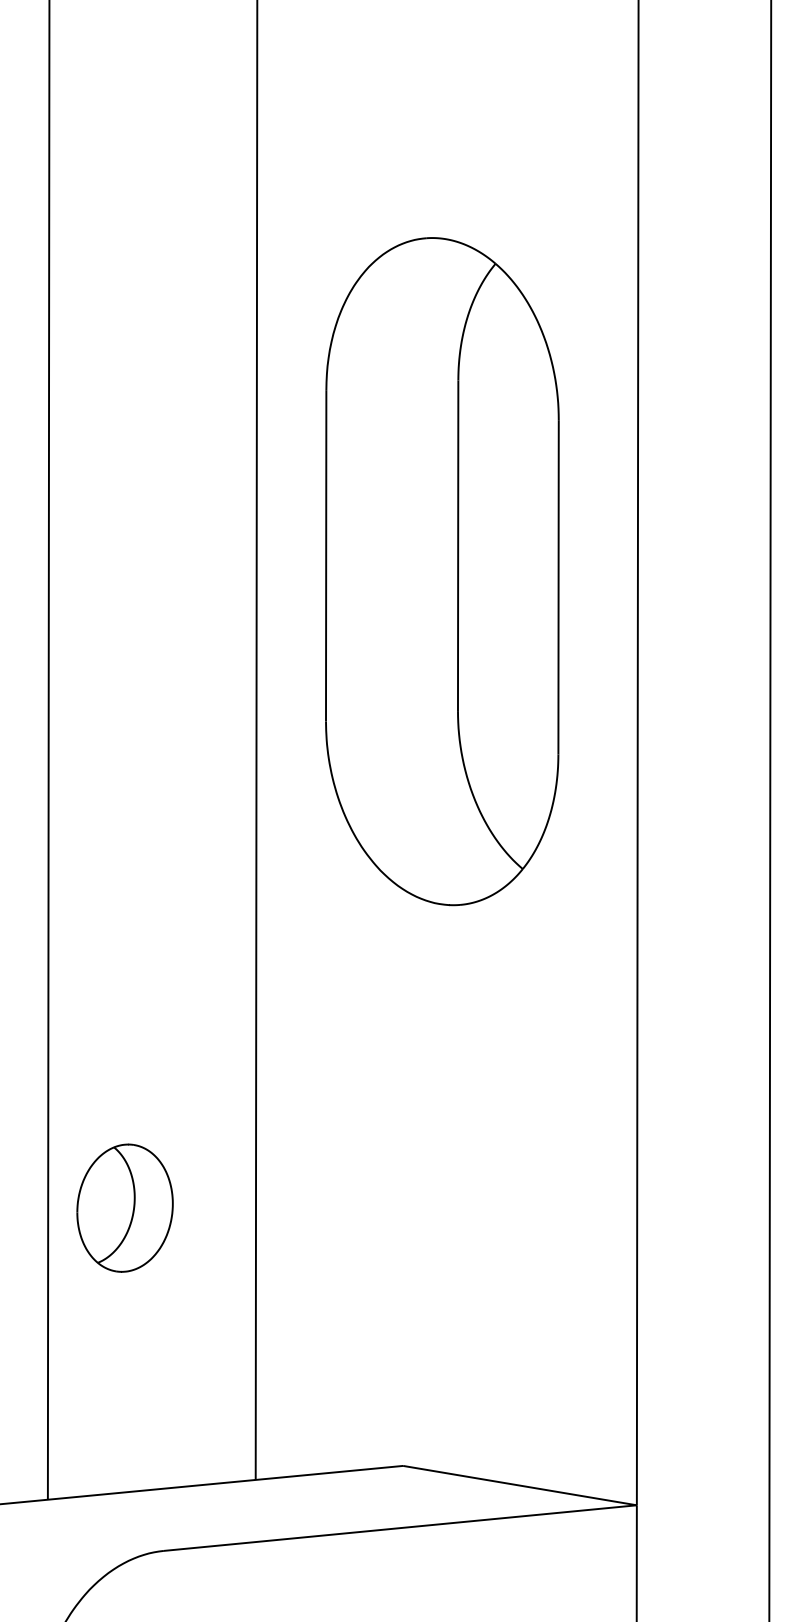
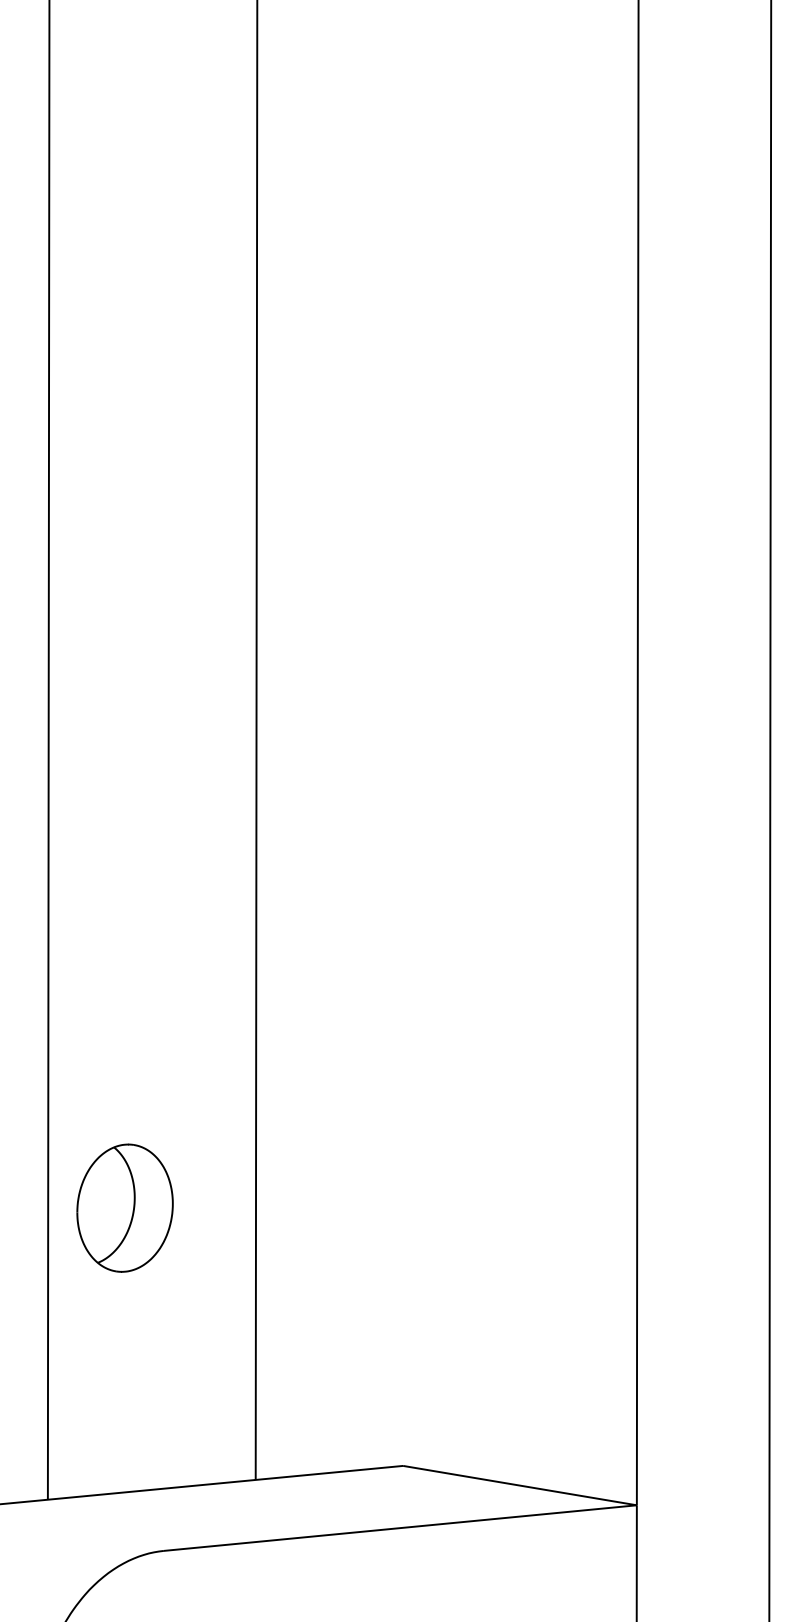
part: present -> none (442, 571)
